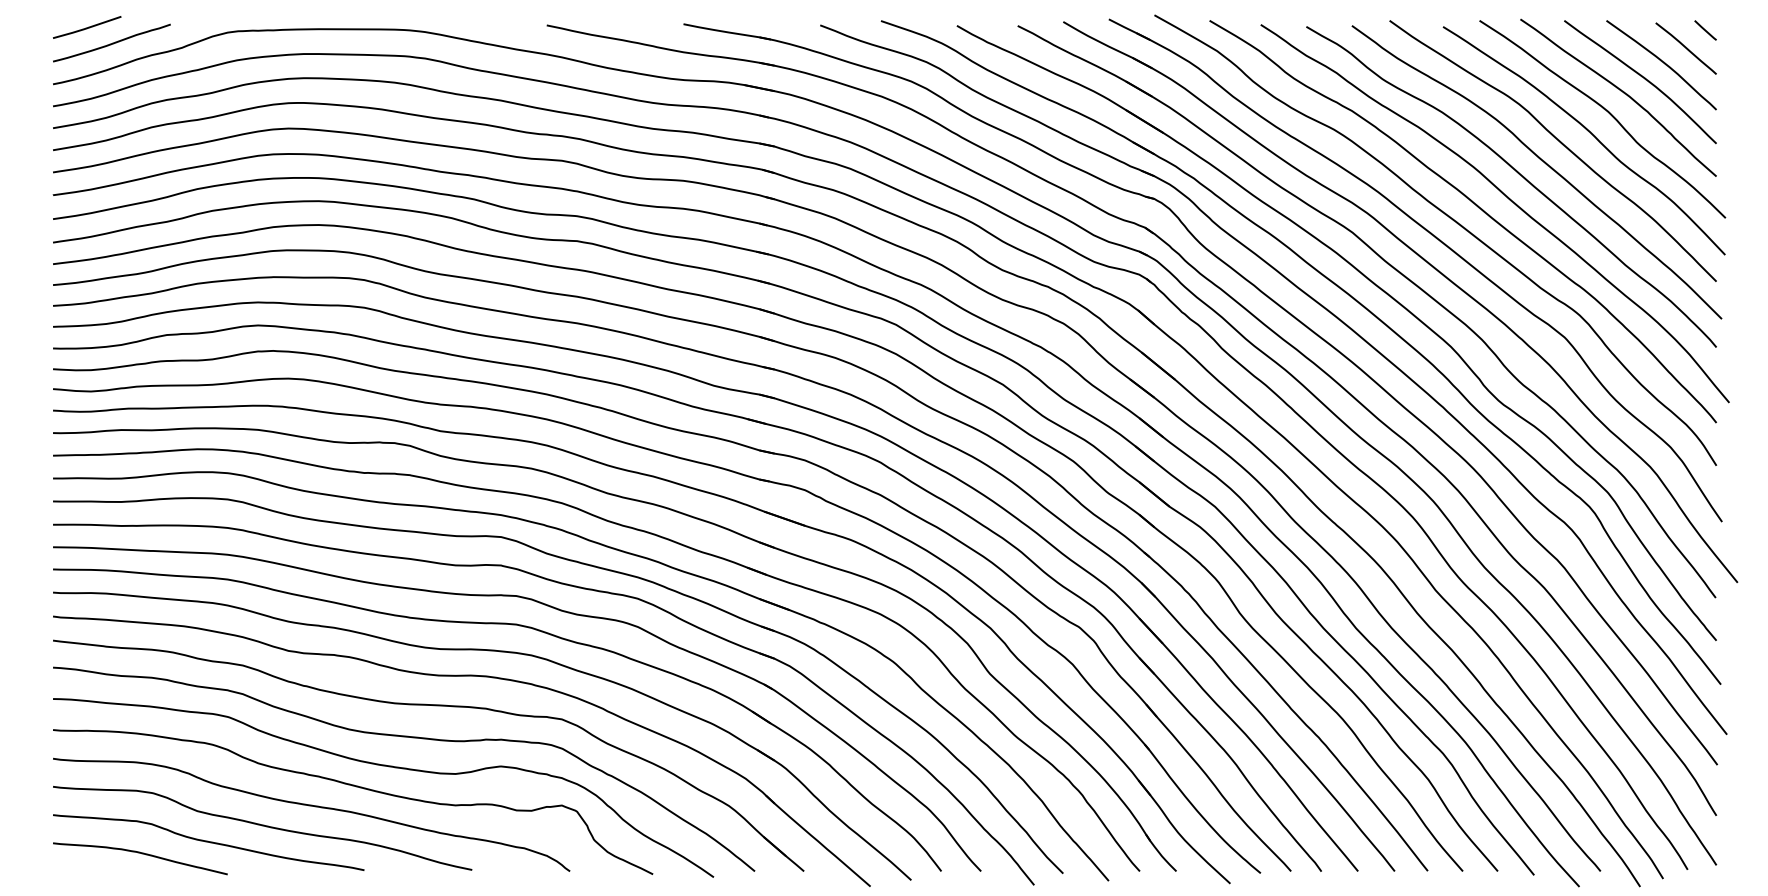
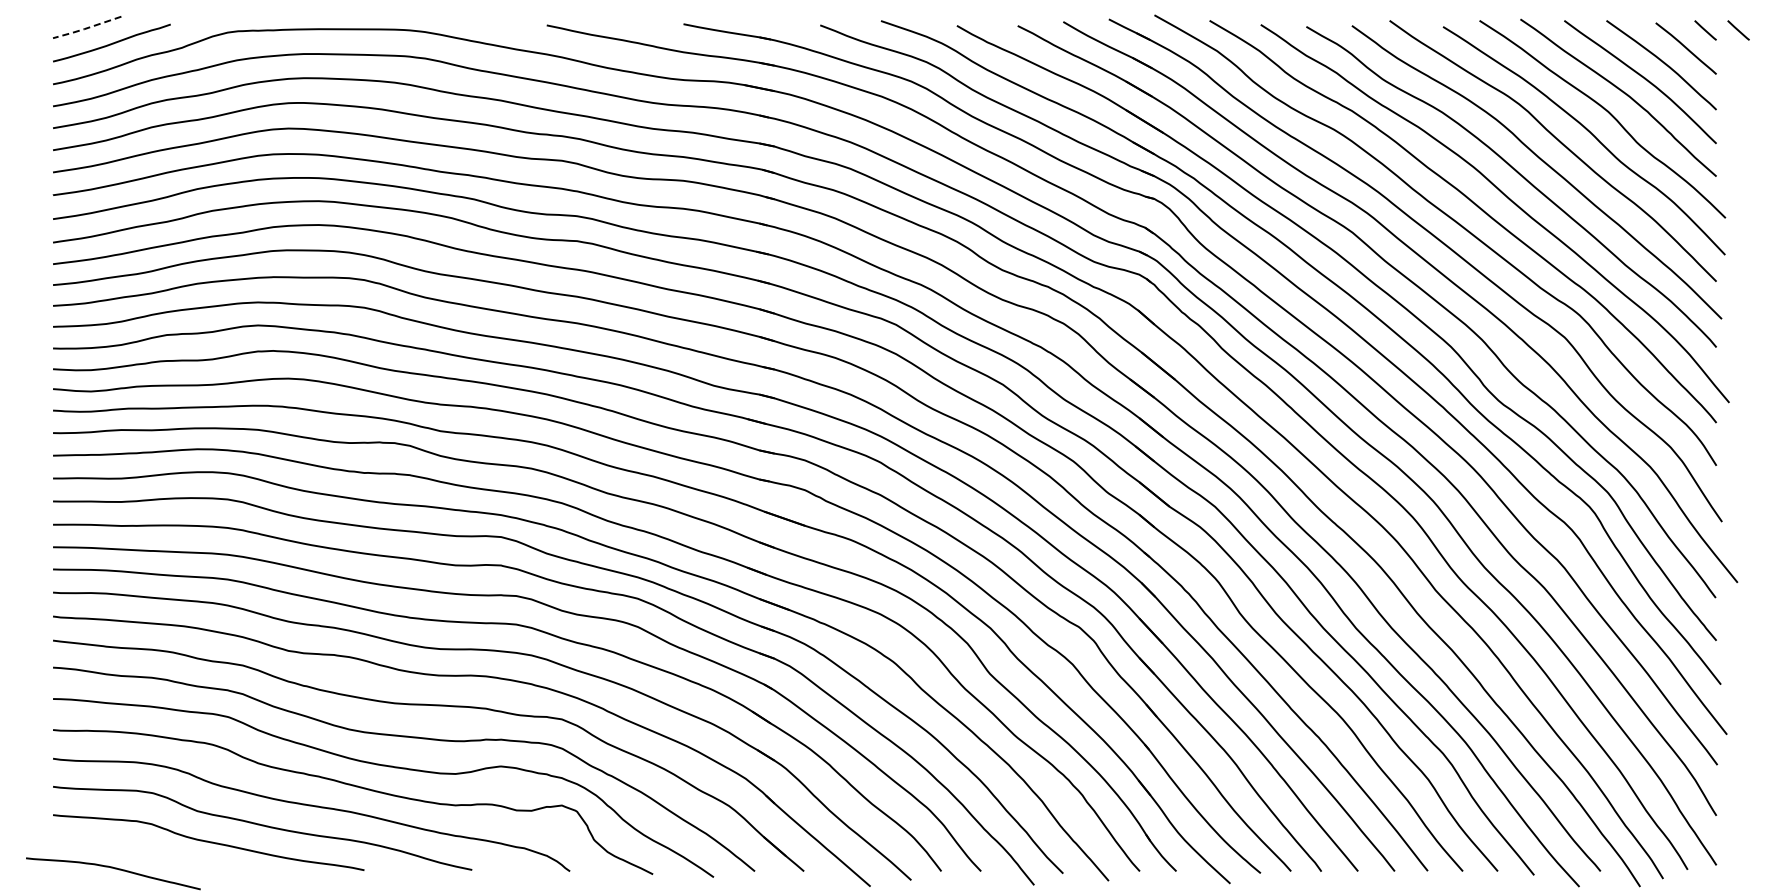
line: solid -> dashed (86, 28)
line: none -> present (1738, 30)
curve position: (142, 854) -> (115, 869) (115, 869)
